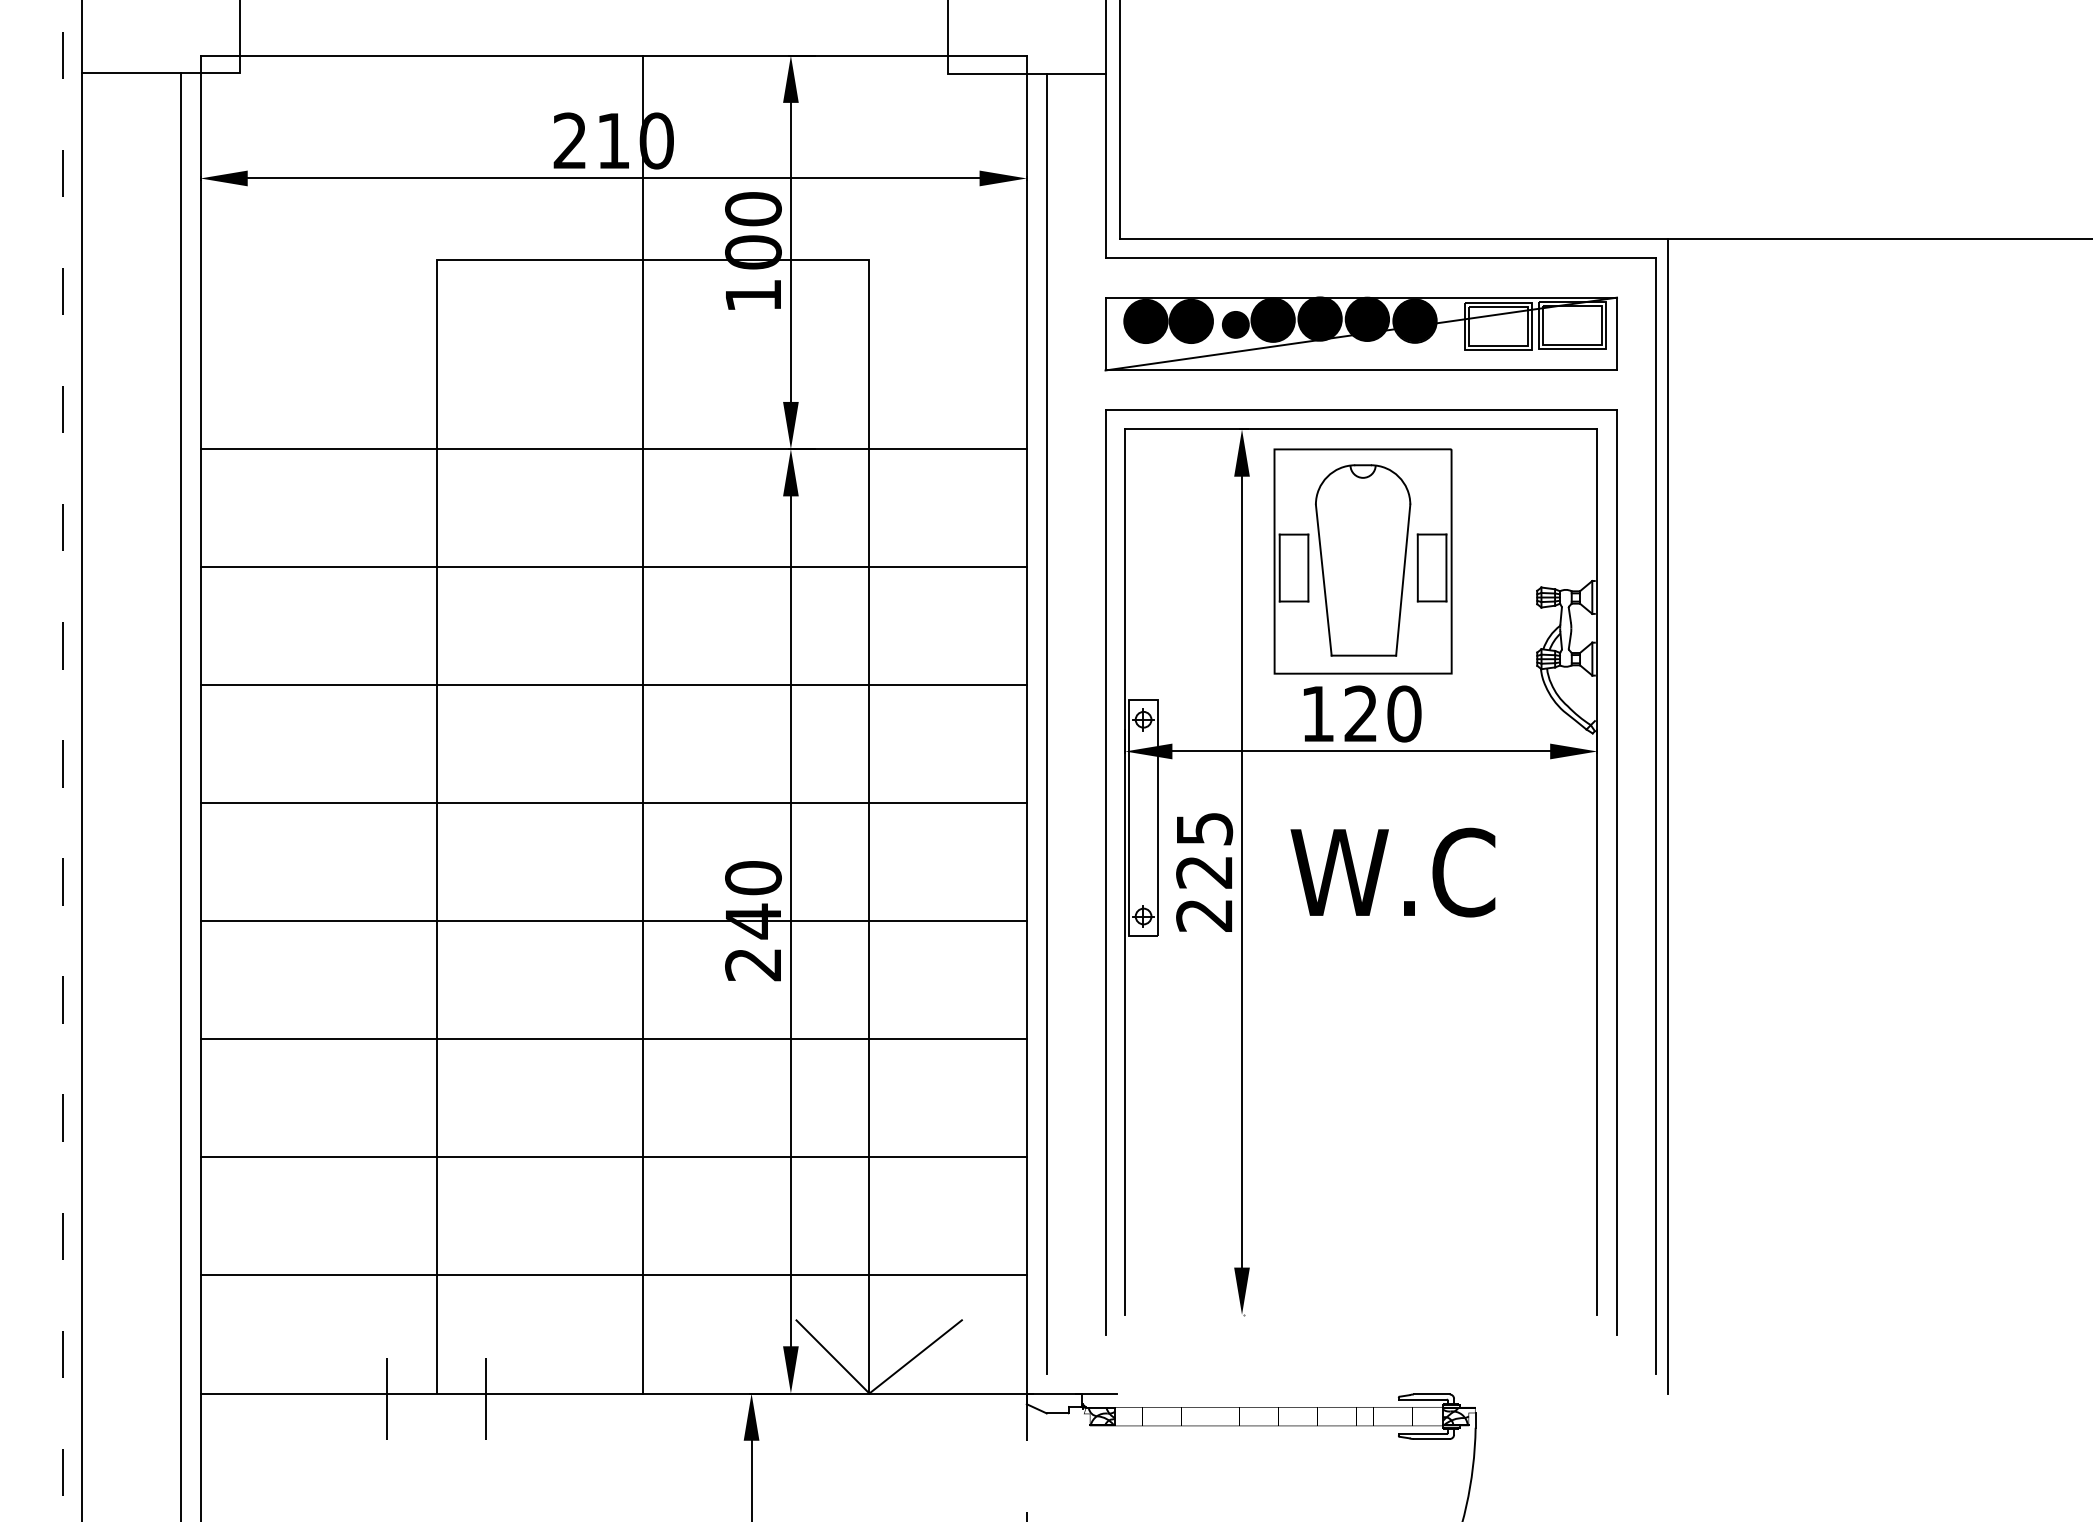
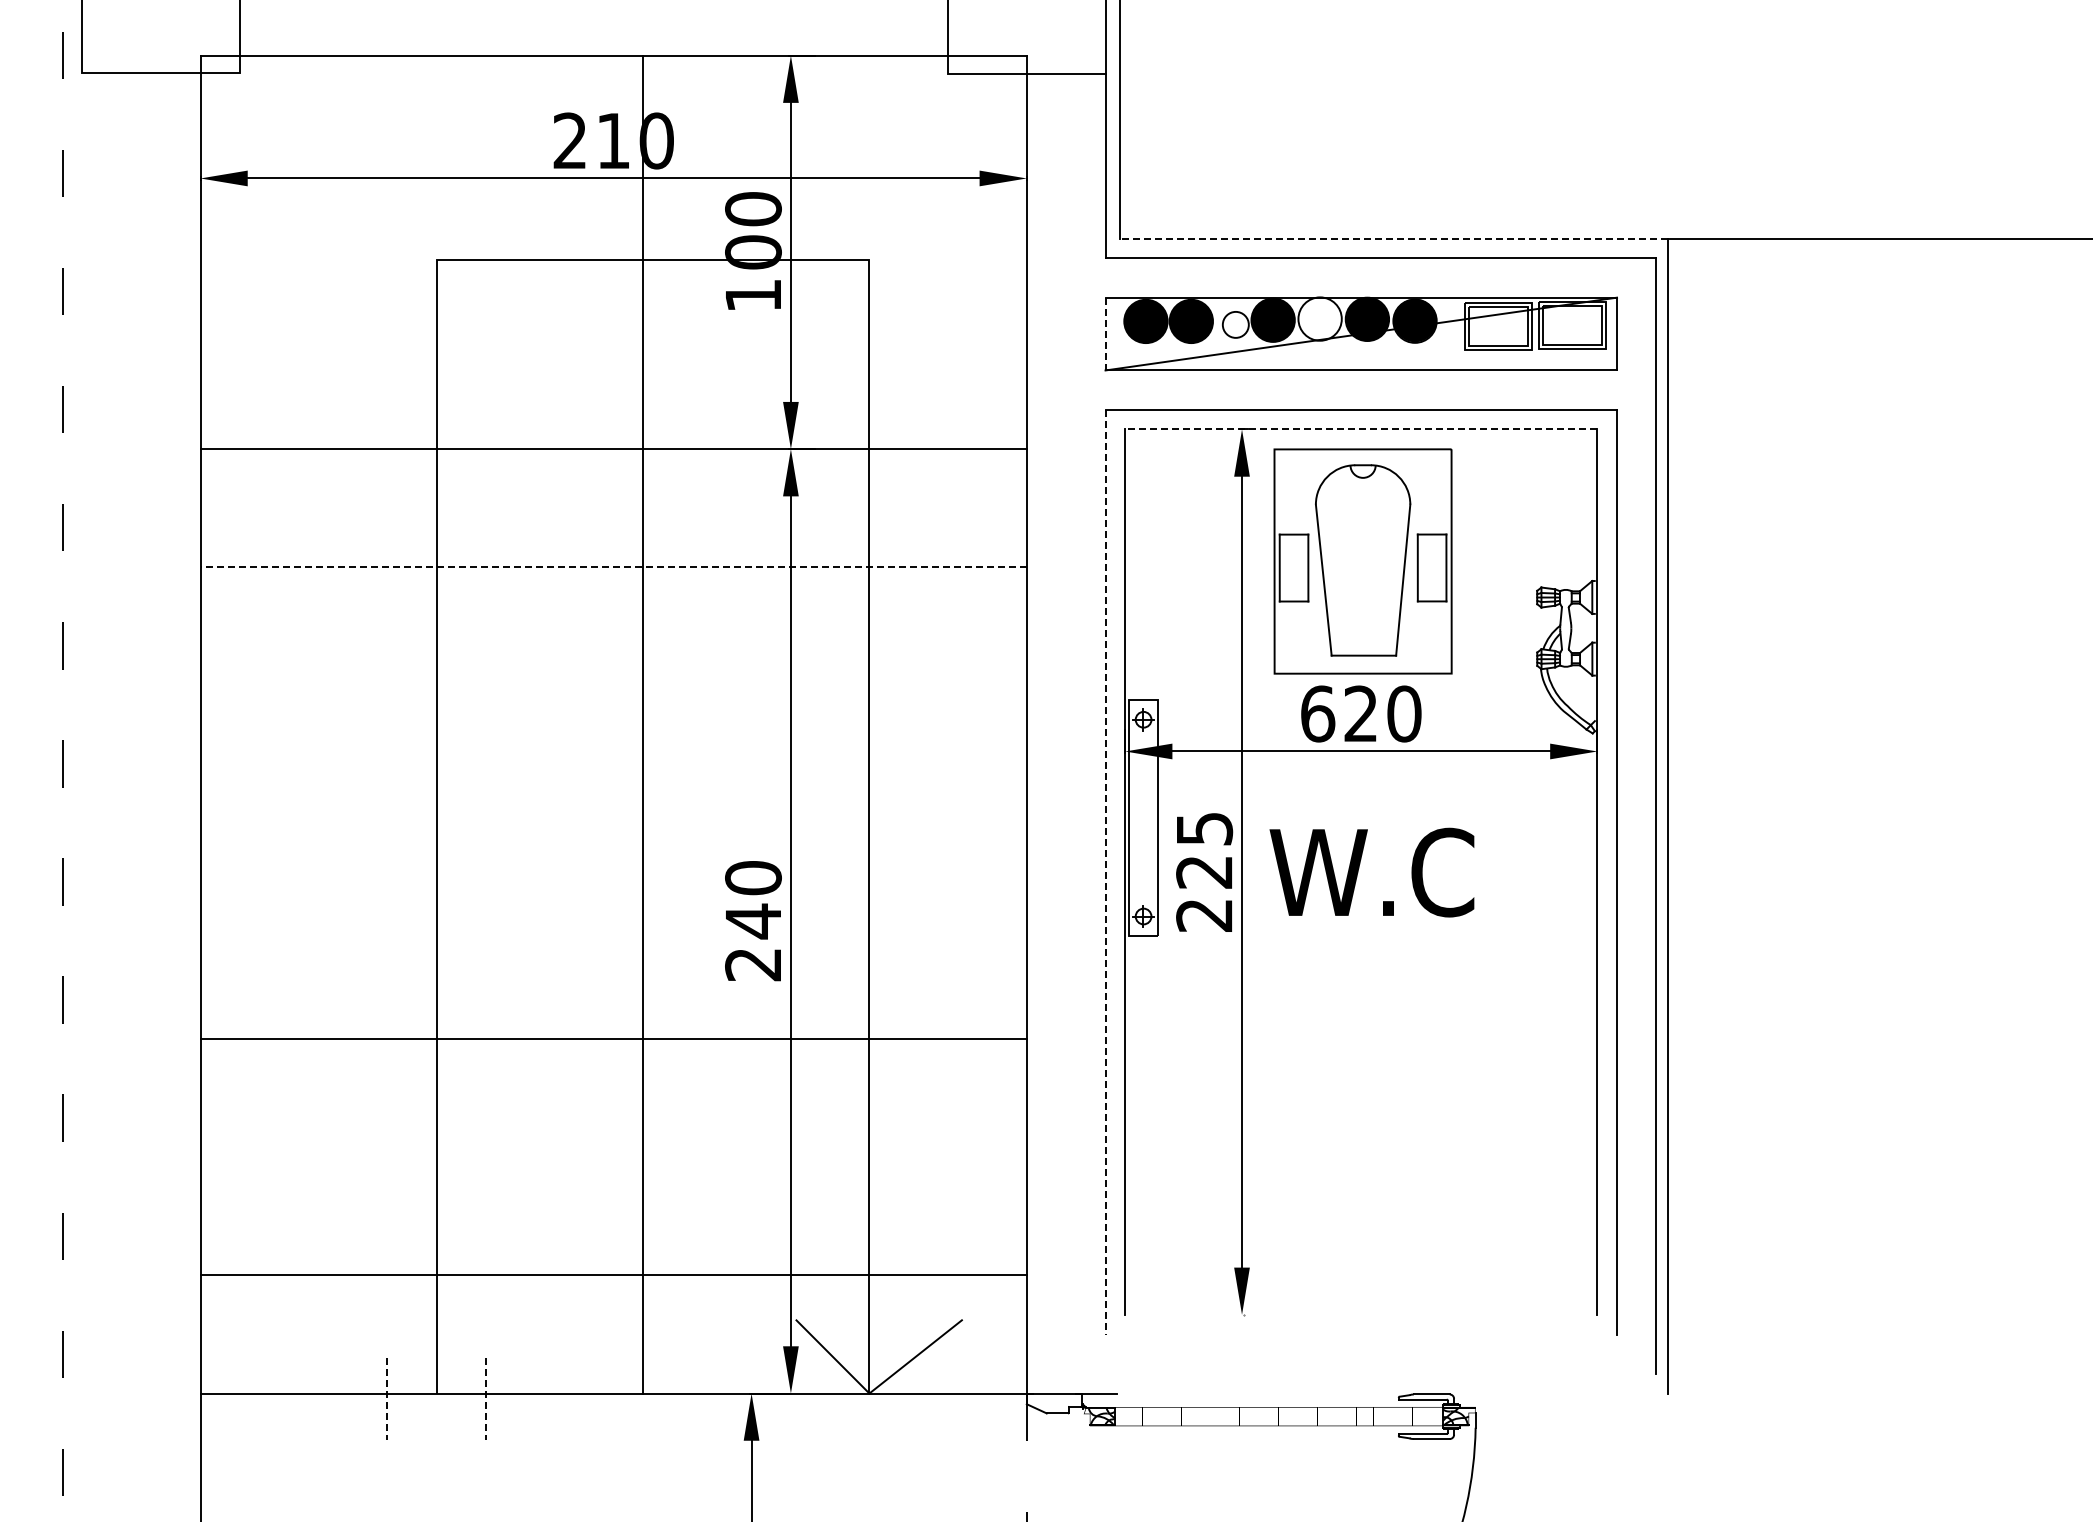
line: solid -> dashed (1394, 238)
fill: present -> none (1319, 318)
fill: present -> none (1235, 324)
line: solid -> dashed (1105, 334)
line: solid -> dashed (1360, 429)
line: solid -> dashed (613, 567)
line: present -> none (613, 685)
text: 120 -> 620 (1318, 713)
line: present -> none (1046, 723)
line: present -> none (82, 795)
line: present -> none (180, 795)
line: present -> none (613, 803)
line: solid -> dashed (1105, 872)
text position: (1392, 872) -> (1371, 872) (1371, 872)
line: present -> none (613, 921)
line: present -> none (613, 1157)
line: solid -> dashed (387, 1398)
line: solid -> dashed (486, 1398)
